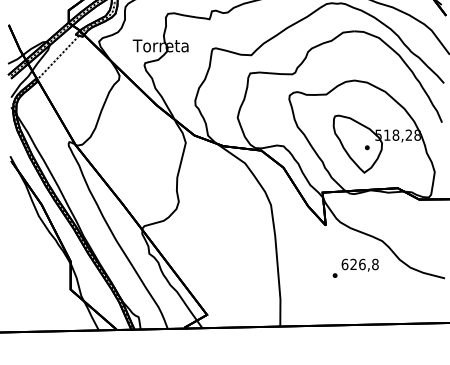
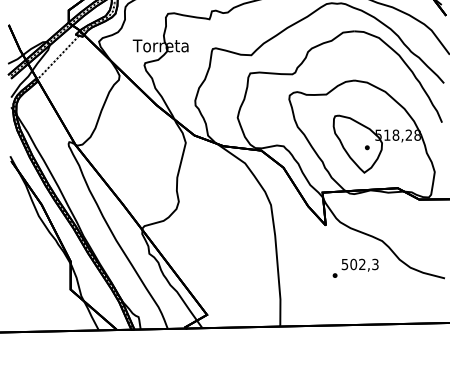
text: 626,8 -> 502,3 (359, 264)
